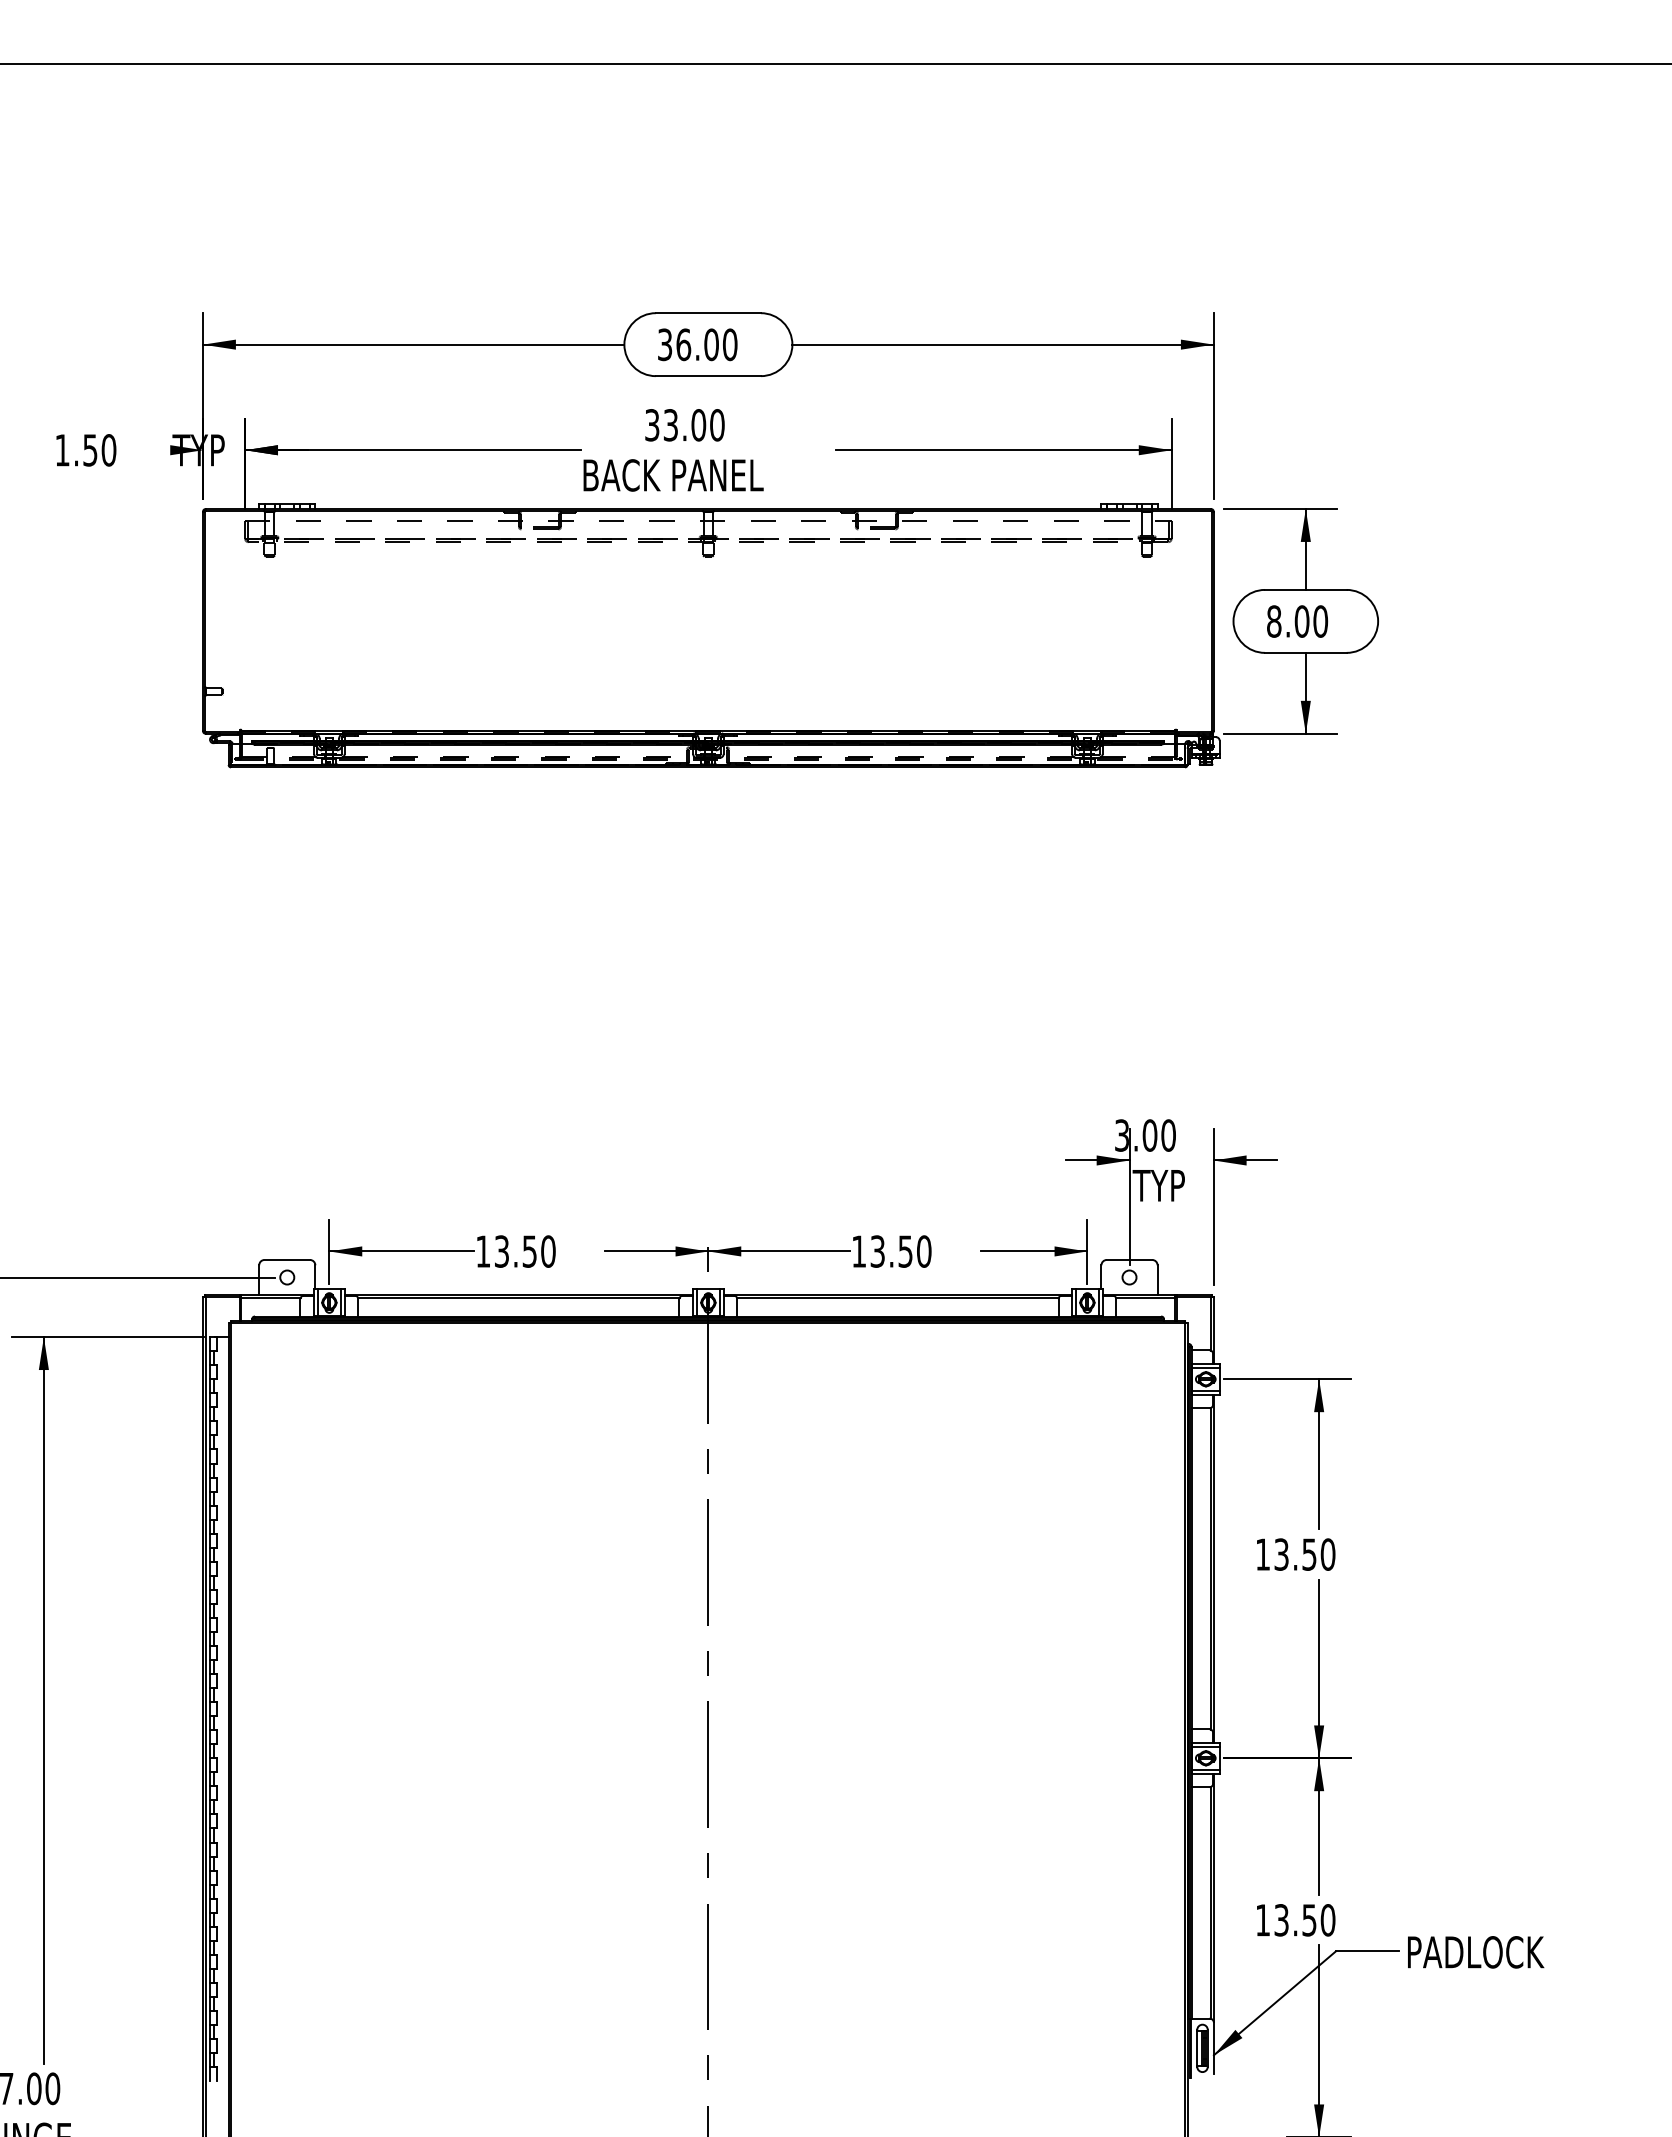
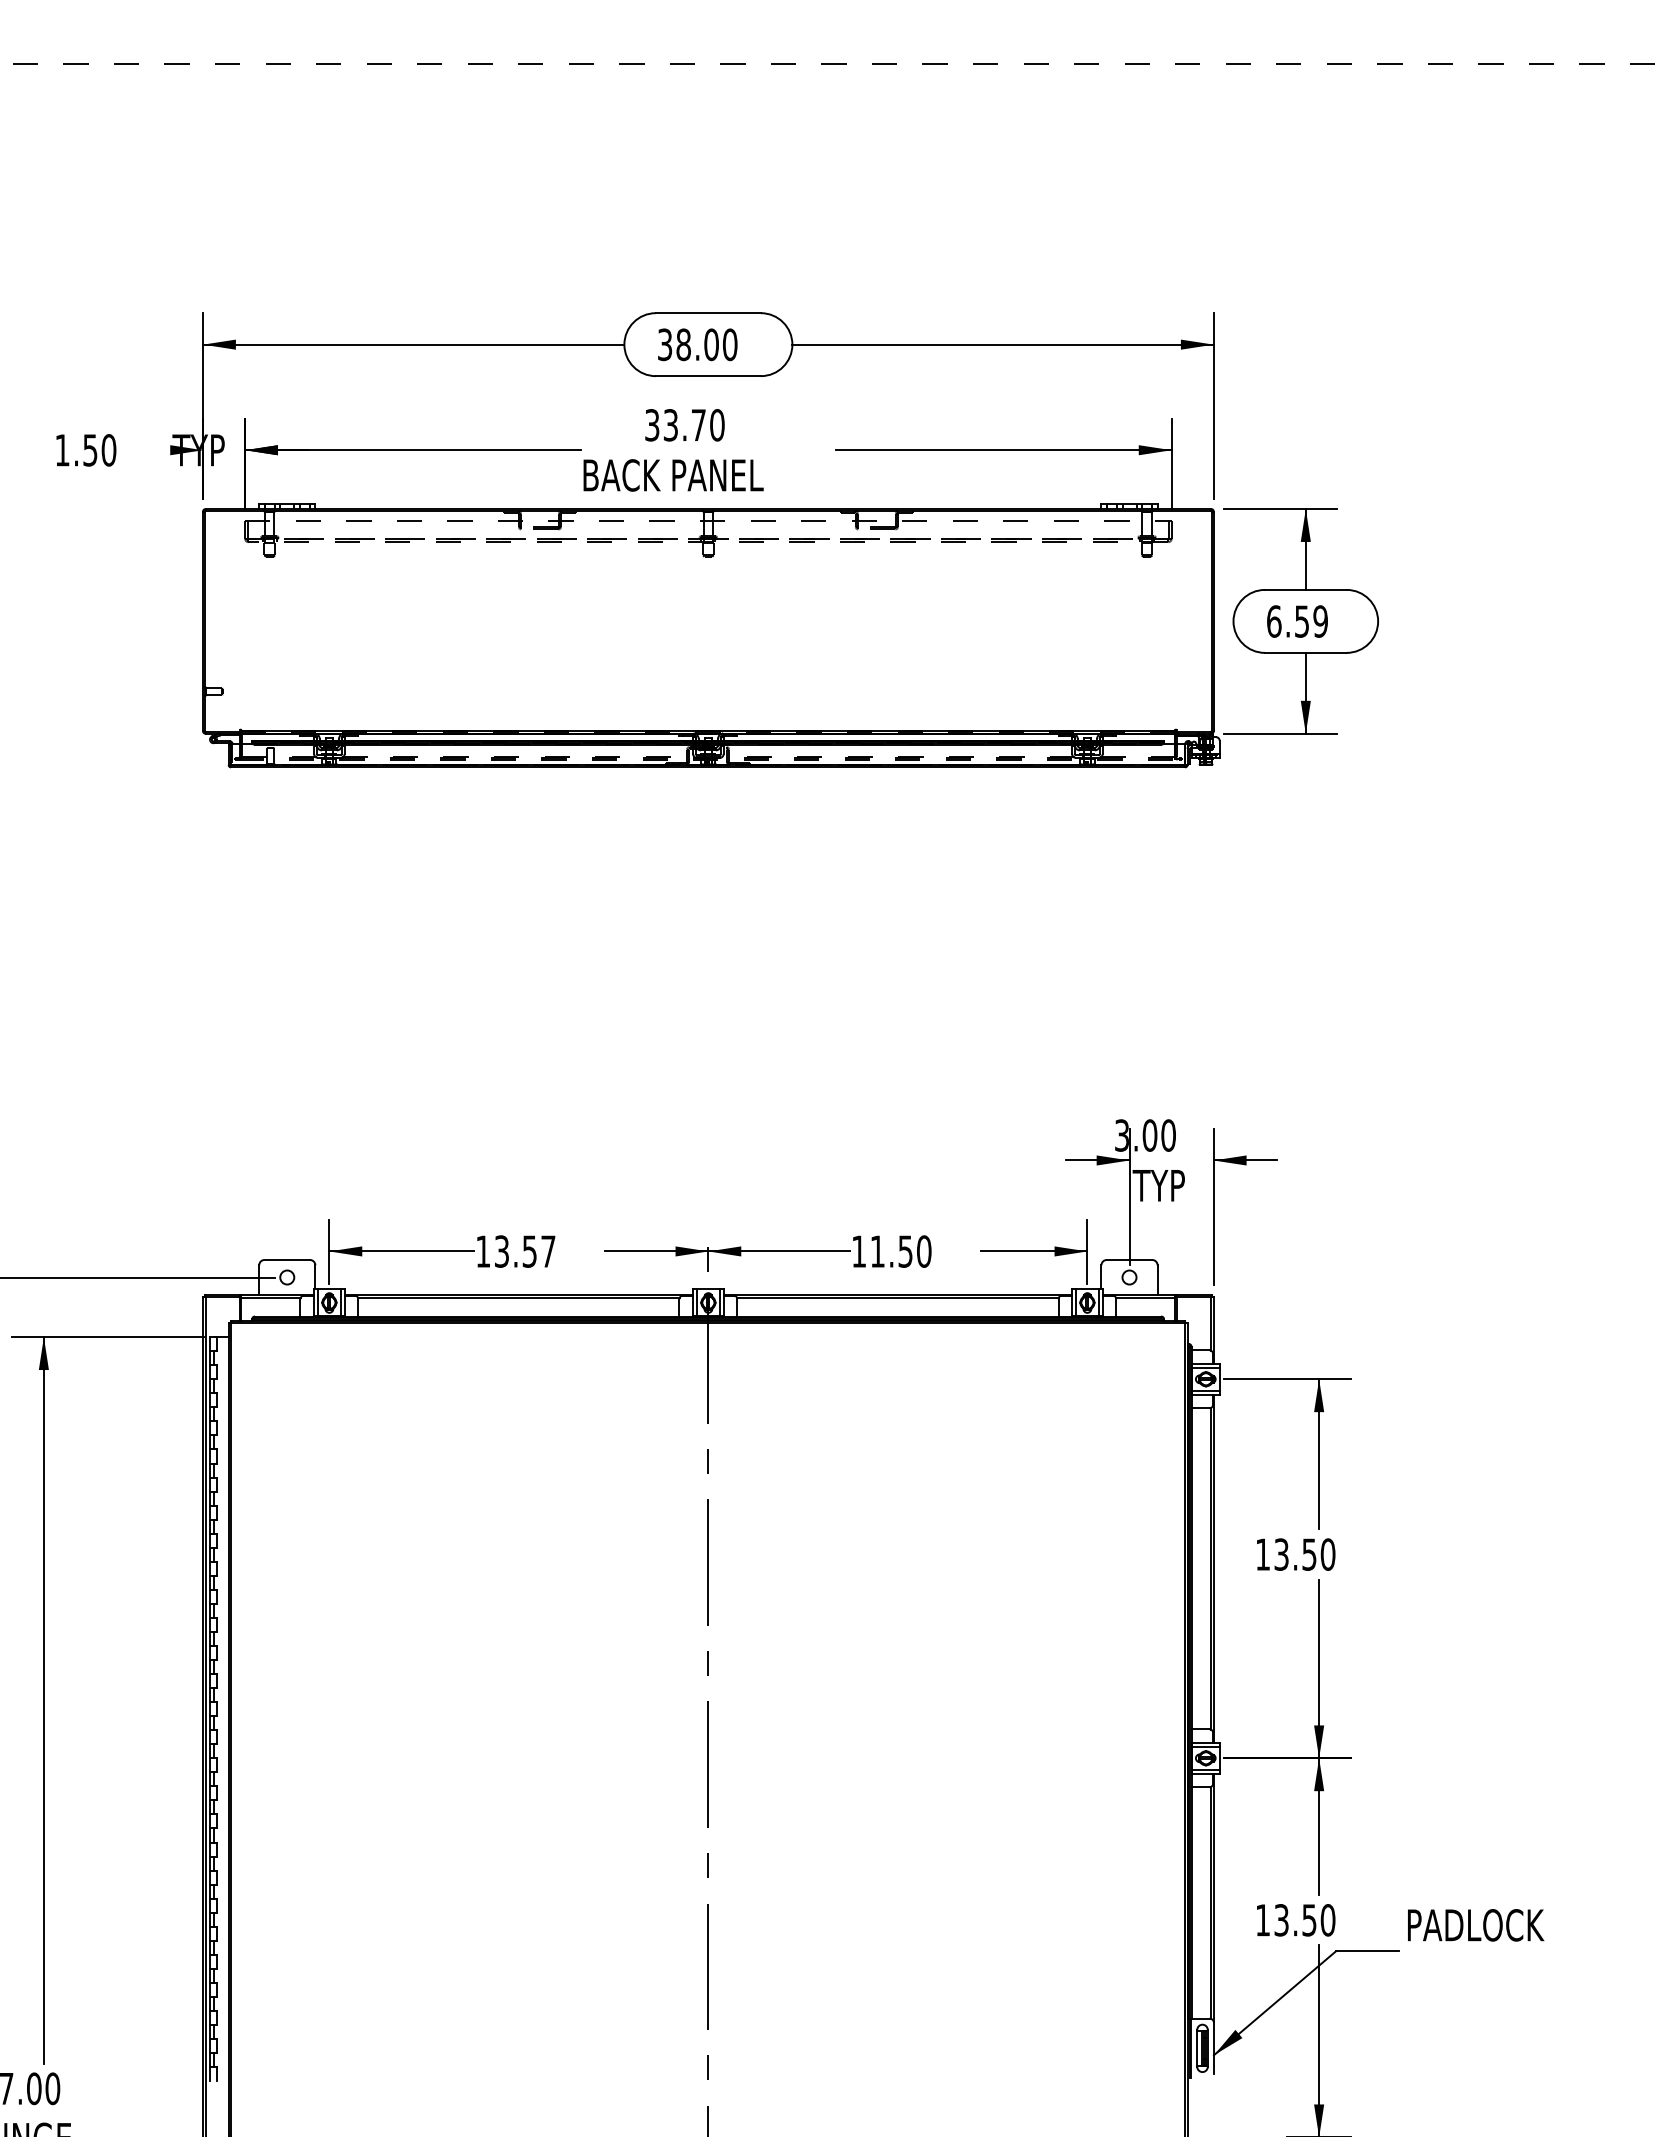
line: solid -> dashed (836, 64)
text: 36.00 -> 38.00 (683, 344)
text: 33.00 -> 33.70 (698, 425)
text: 8.00 -> 6.59 (1297, 621)
text: 13.50 -> 13.57 (548, 1251)
text: 13.50 -> 11.50 (877, 1251)
text position: (1476, 1952) -> (1476, 1925) (1476, 1925)
